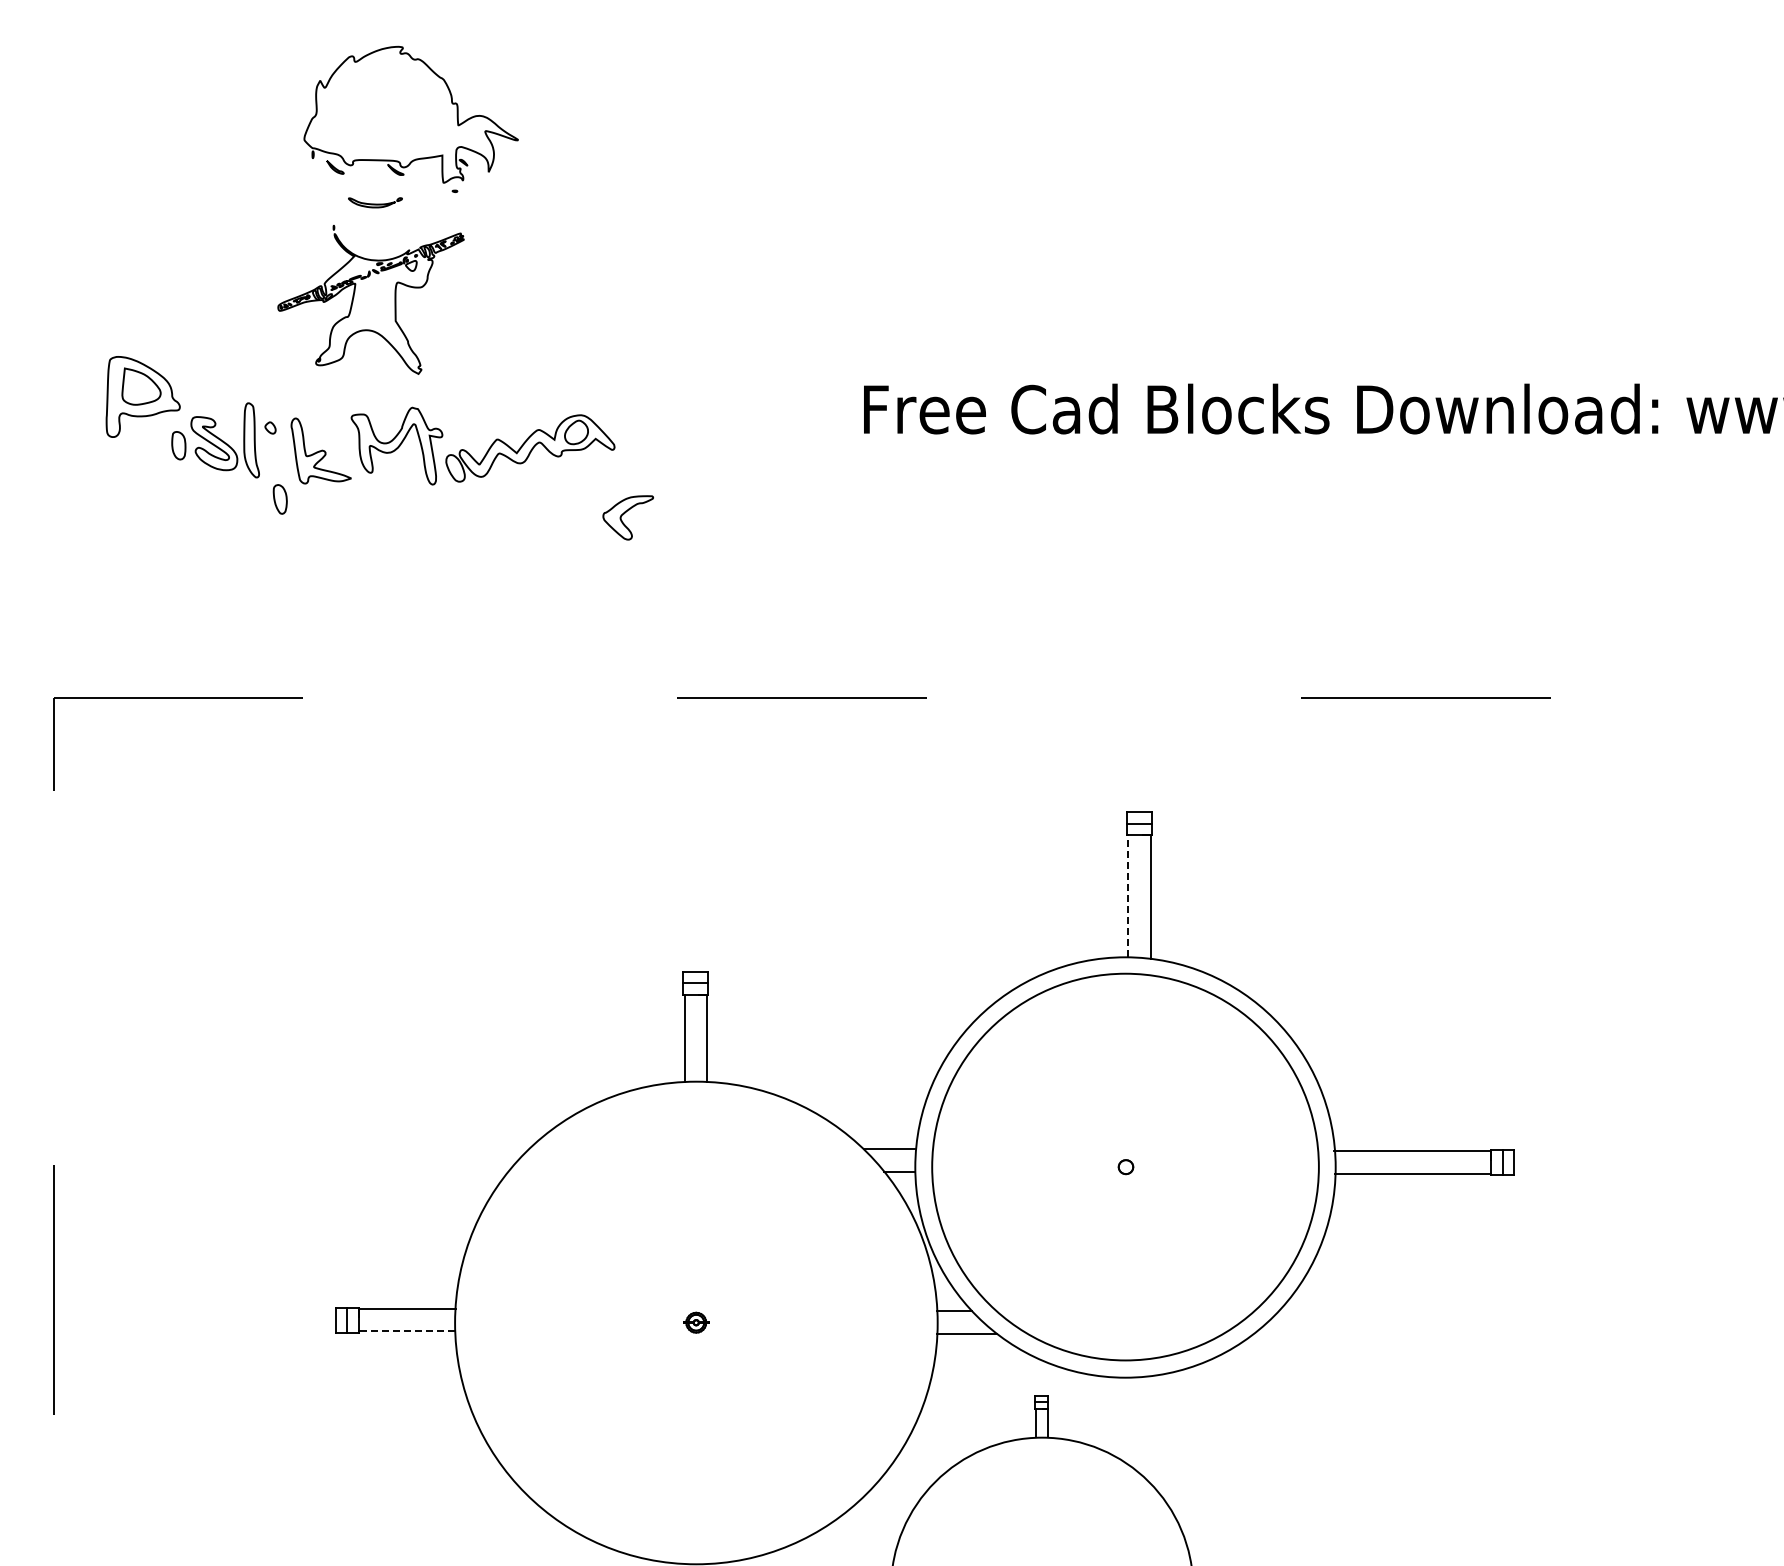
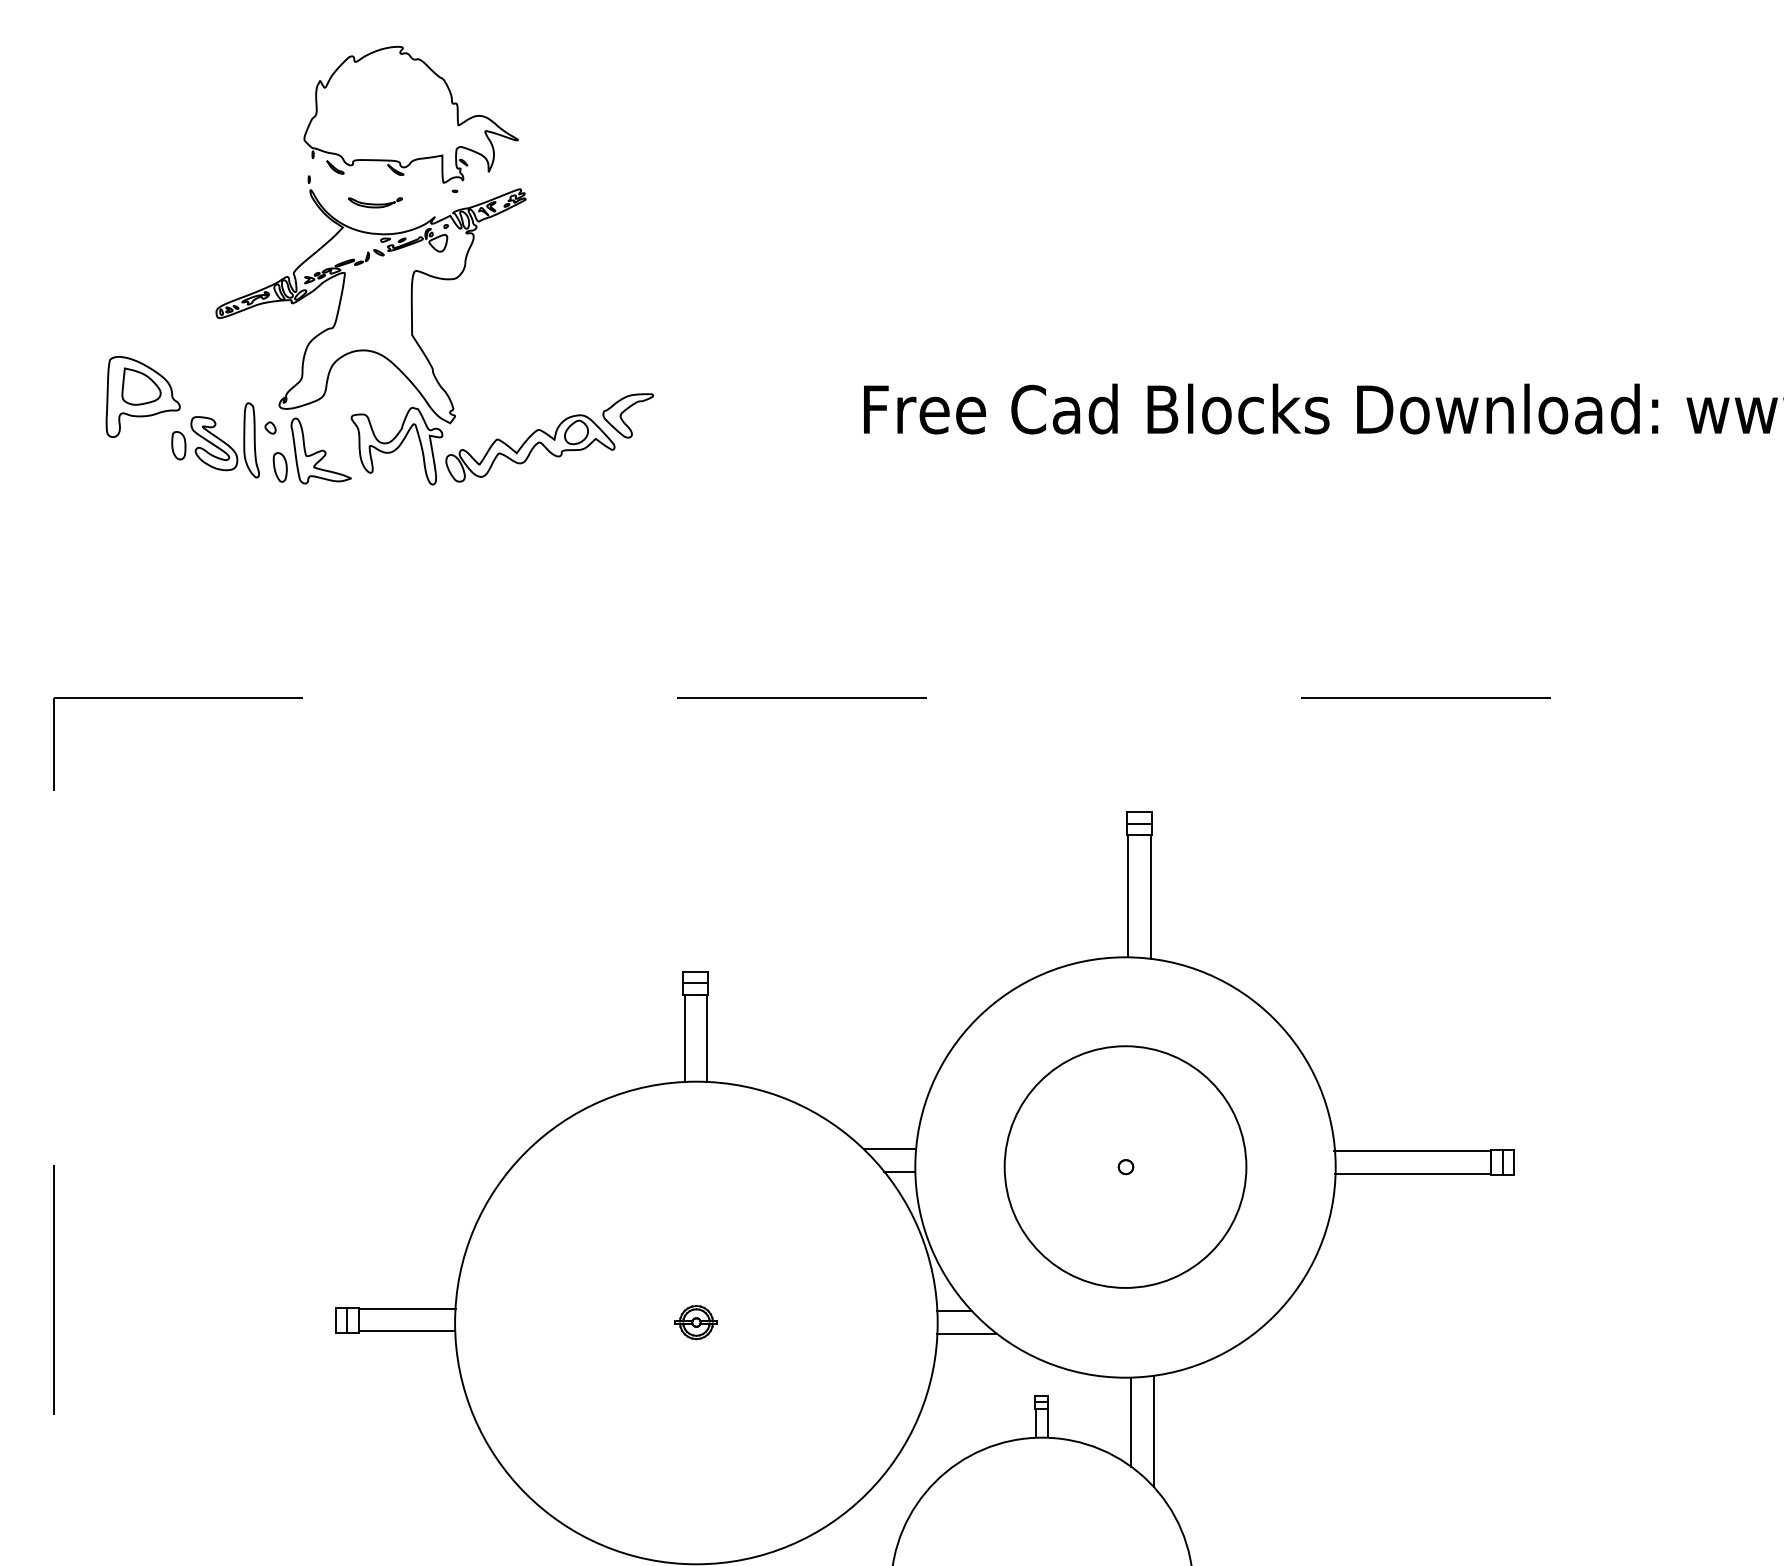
part size: 188x150 px -> 312x250 px (370, 299)
part position: (279, 499) -> (279, 467) (279, 467)
part position: (627, 517) -> (627, 415) (627, 415)
line: dashed -> solid (1128, 895)
circle diameter: 387 px -> 242 px (1125, 1166)
part size: 27x23 px -> 44x36 px (695, 1322)
line: dashed -> solid (406, 1331)
line: none -> present (1131, 1422)
line: none -> present (1153, 1431)
